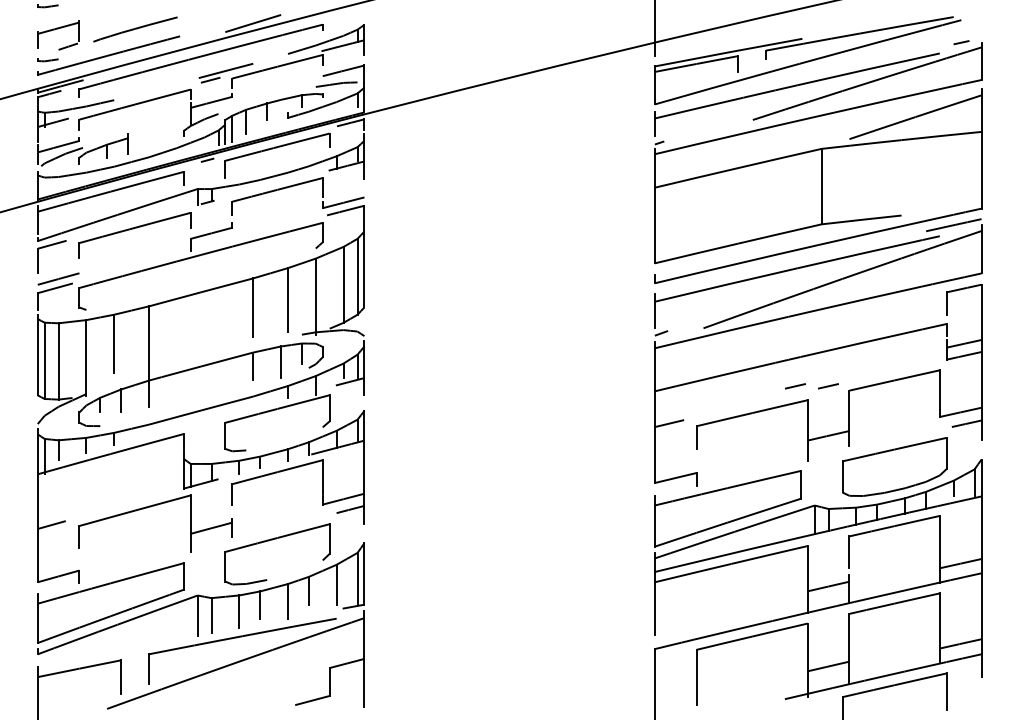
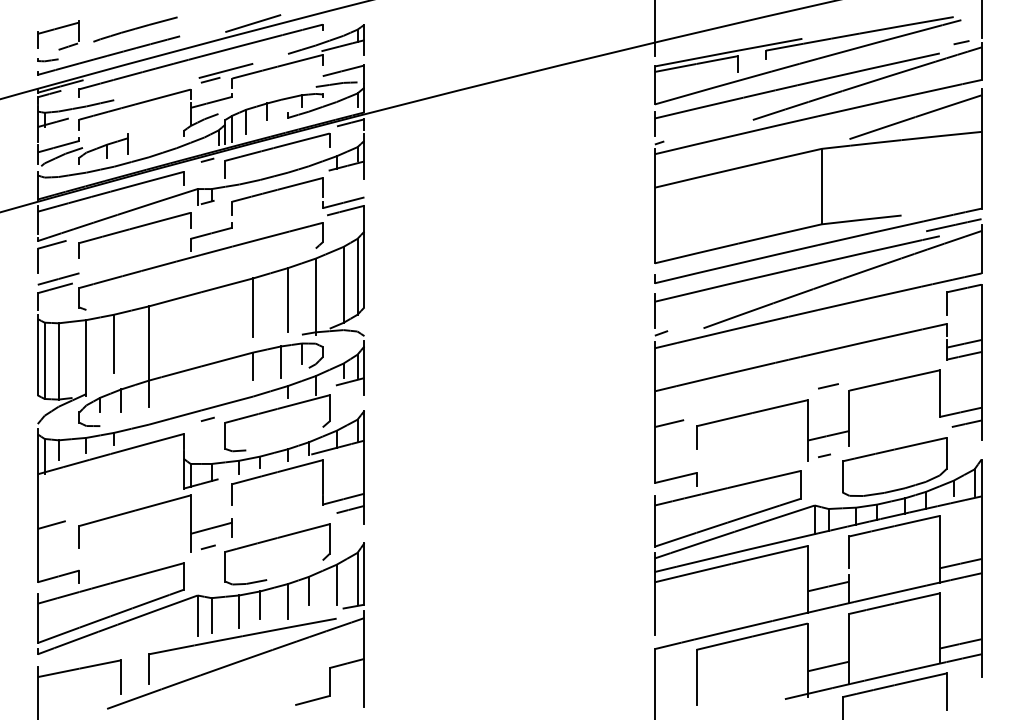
part: present -> none (47, 6)
line: none -> present (981, 20)
line: present -> none (795, 386)
line: none -> present (207, 418)
curve: none -> present (824, 455)
line: none -> present (207, 547)
